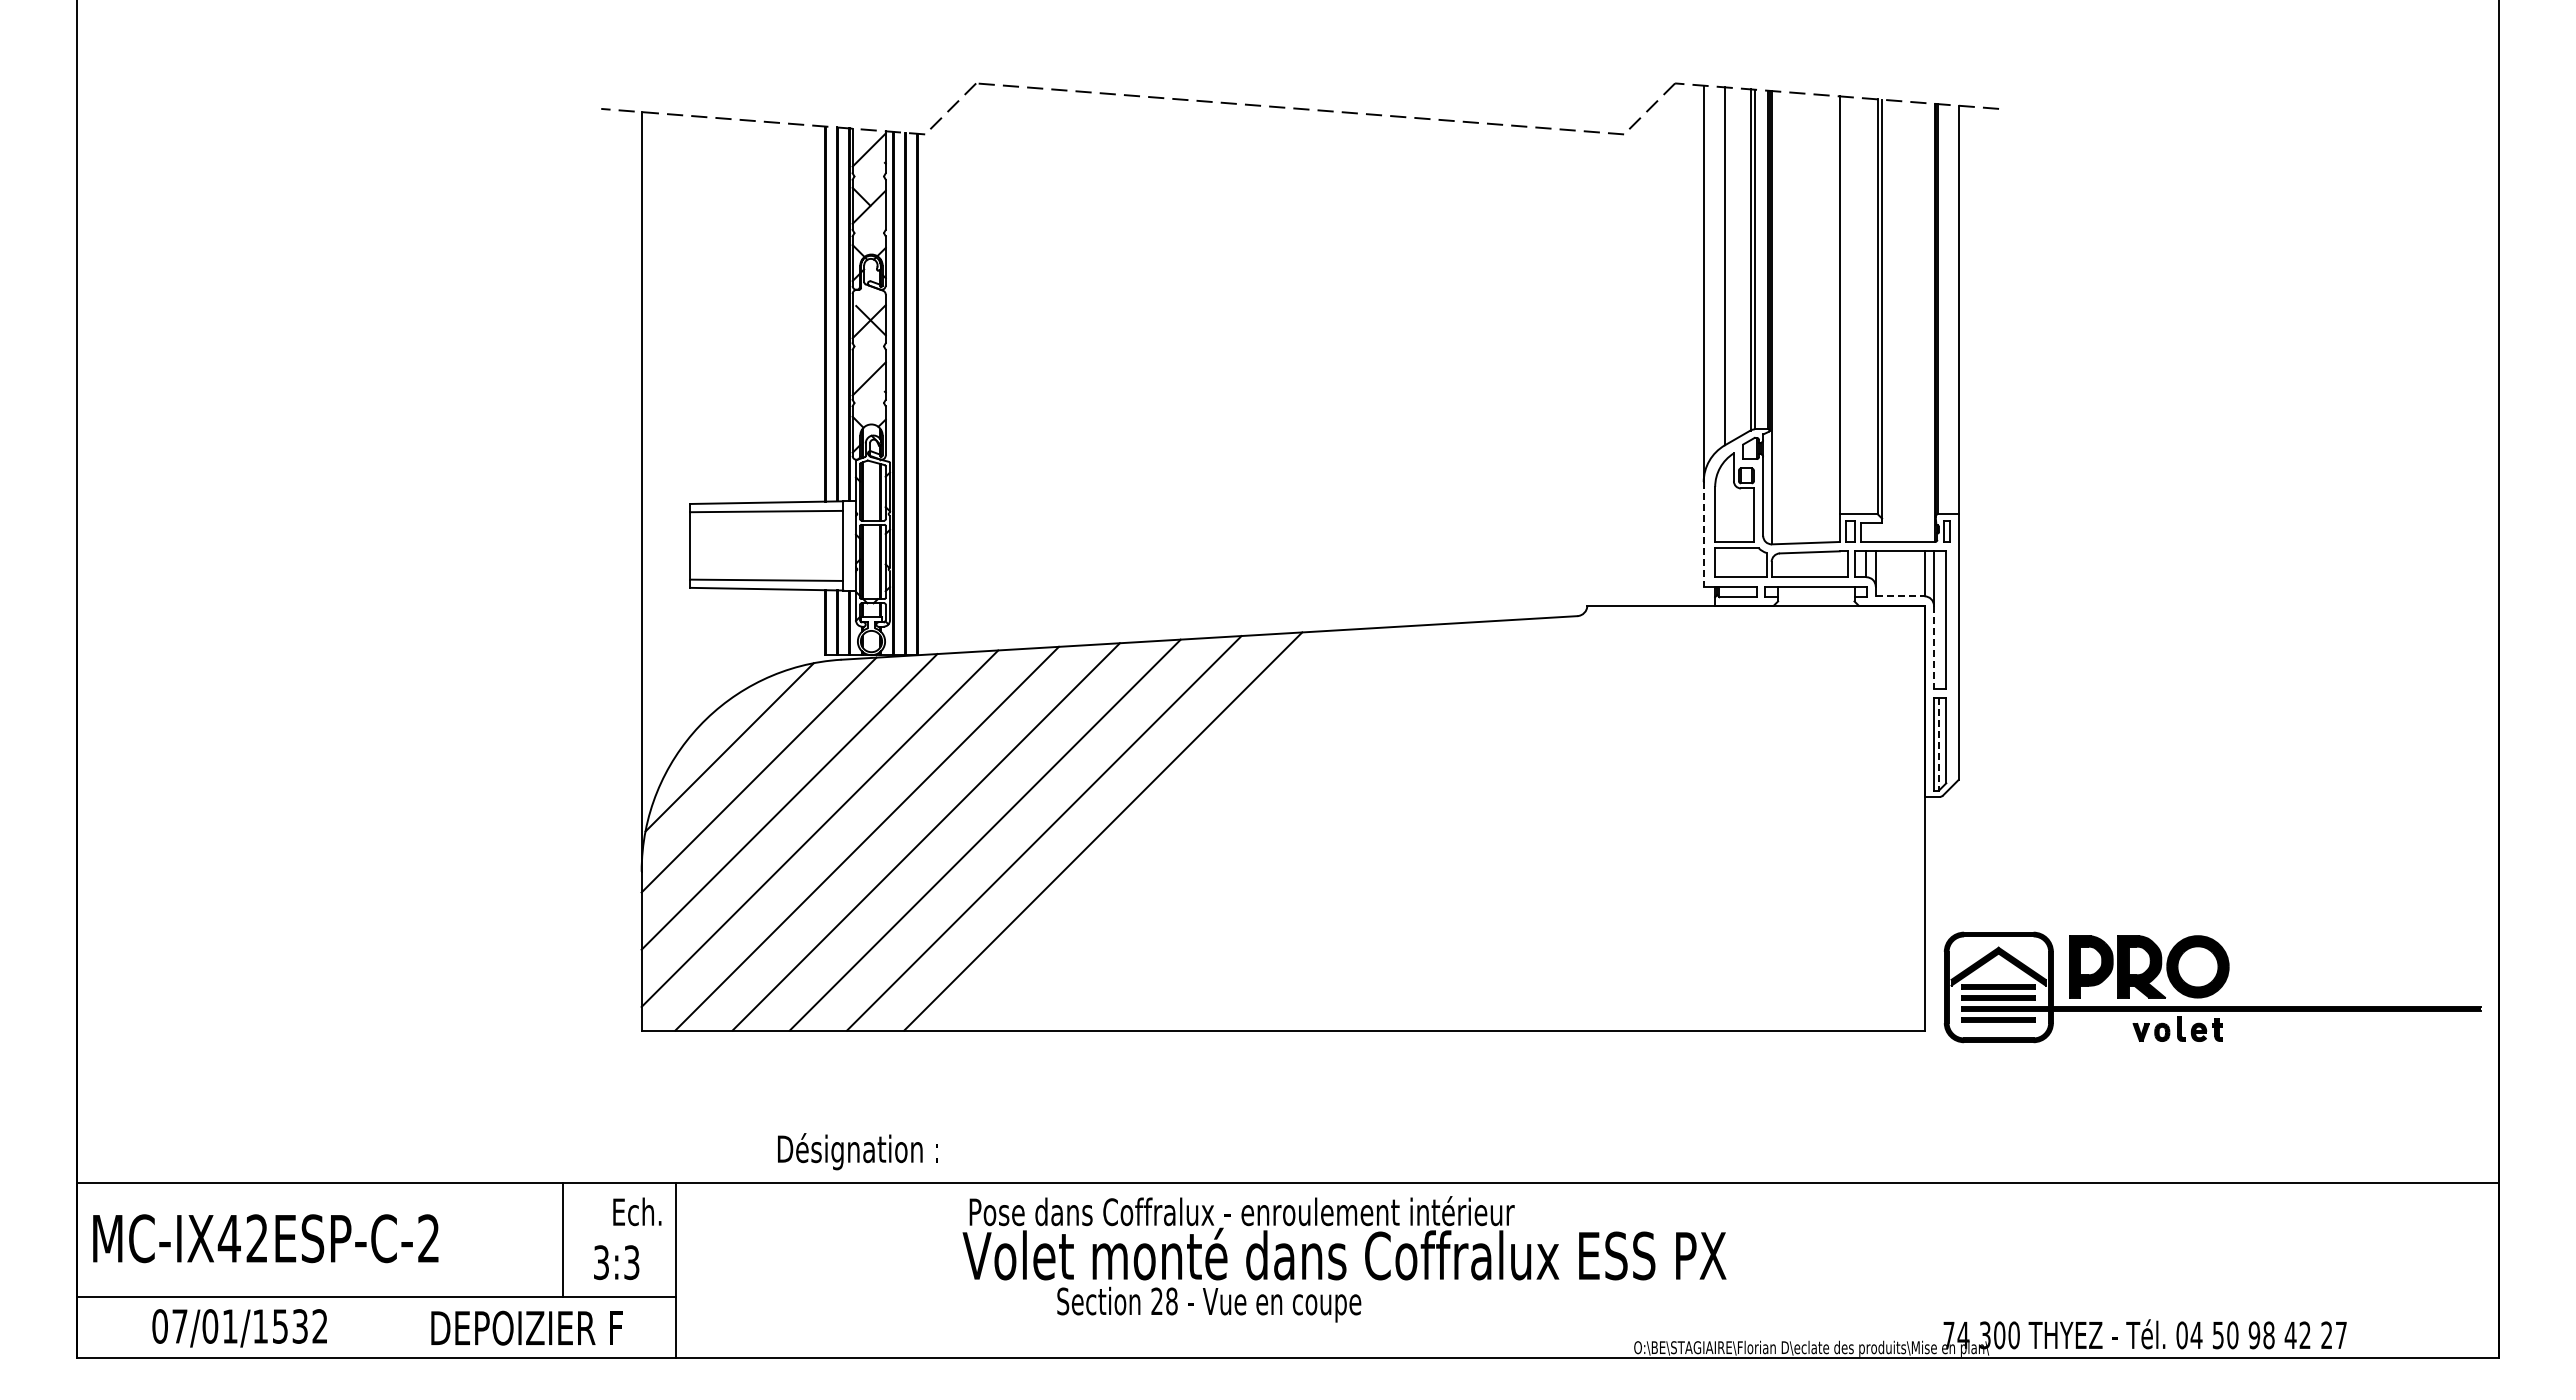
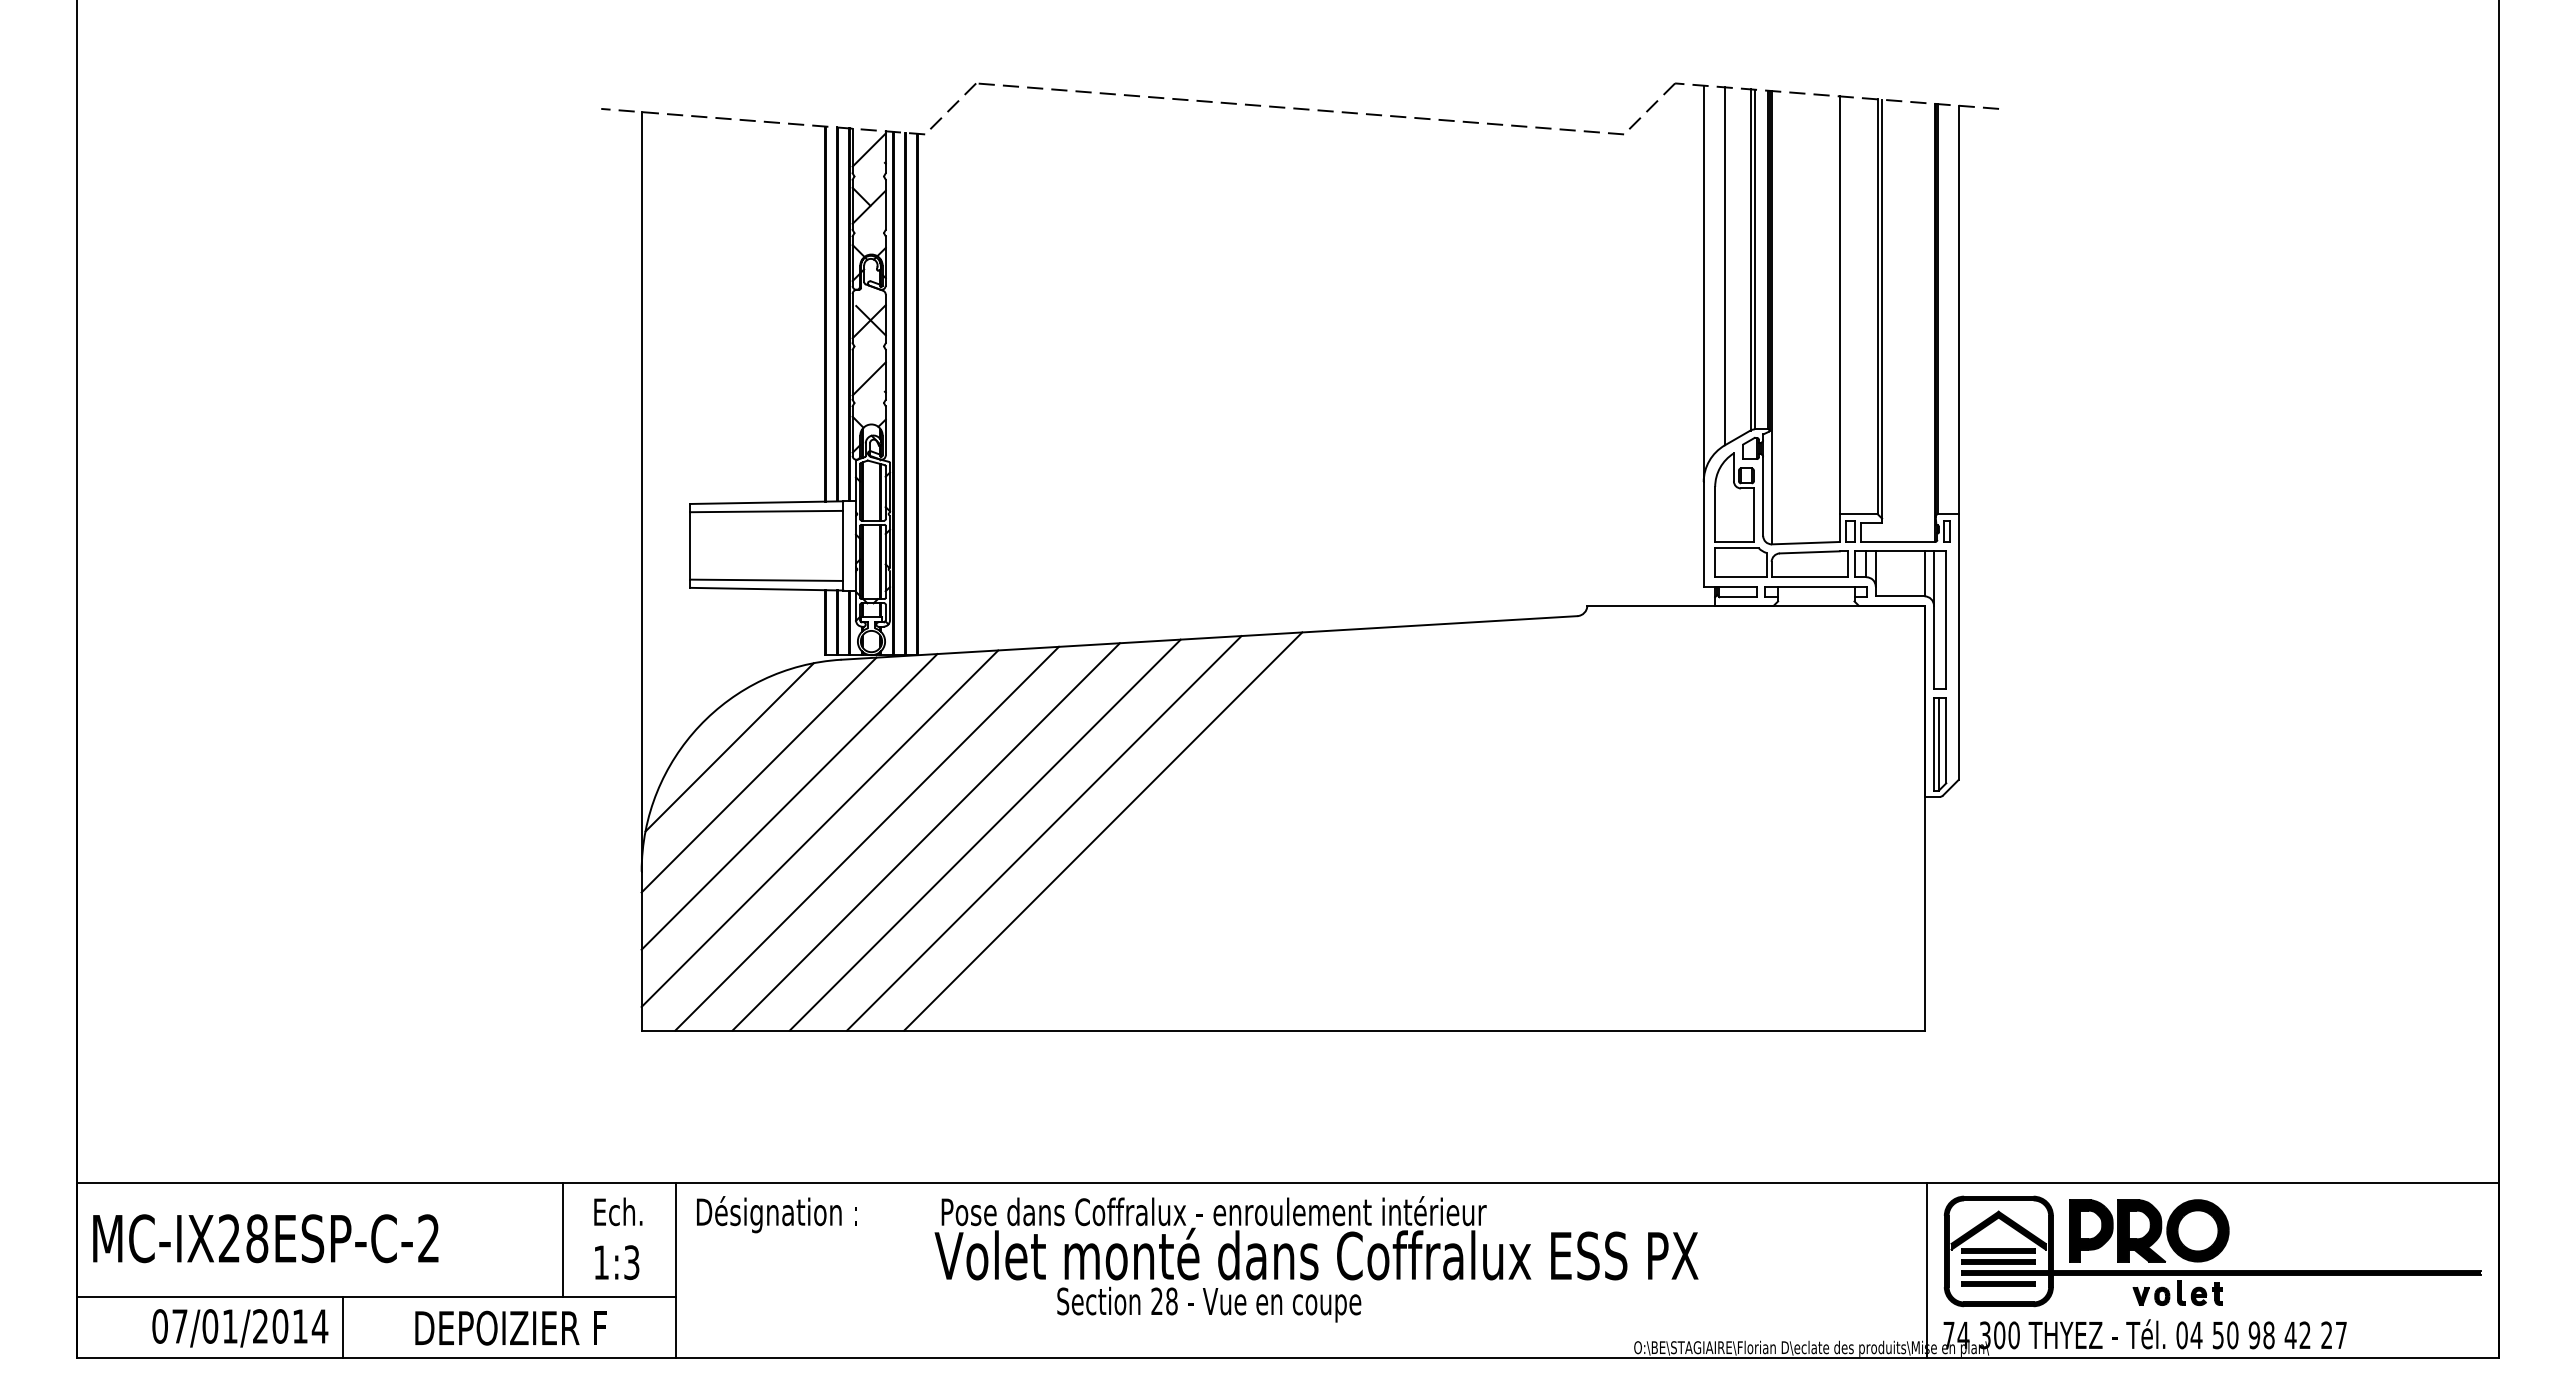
line: dashed -> solid (1703, 534)
line: dashed -> solid (1900, 596)
line: dashed -> solid (1933, 647)
line: dashed -> solid (1939, 744)
part position: (2212, 987) -> (2212, 1251) (2212, 1251)
text position: (857, 1151) -> (776, 1214) (776, 1214)
text position: (637, 1211) -> (618, 1211) (618, 1211)
text: MC-IX42ESP-C-2 -> MC-IX28ESP-C-2 (242, 1238)
text position: (1344, 1238) -> (1316, 1238) (1316, 1238)
text: 3:3 -> 1:3 (601, 1262)
line: none -> present (1926, 1270)
text: 07/01/1532 -> 07/01/2014 (290, 1326)
line: none -> present (343, 1326)
text position: (526, 1327) -> (510, 1327) (510, 1327)
